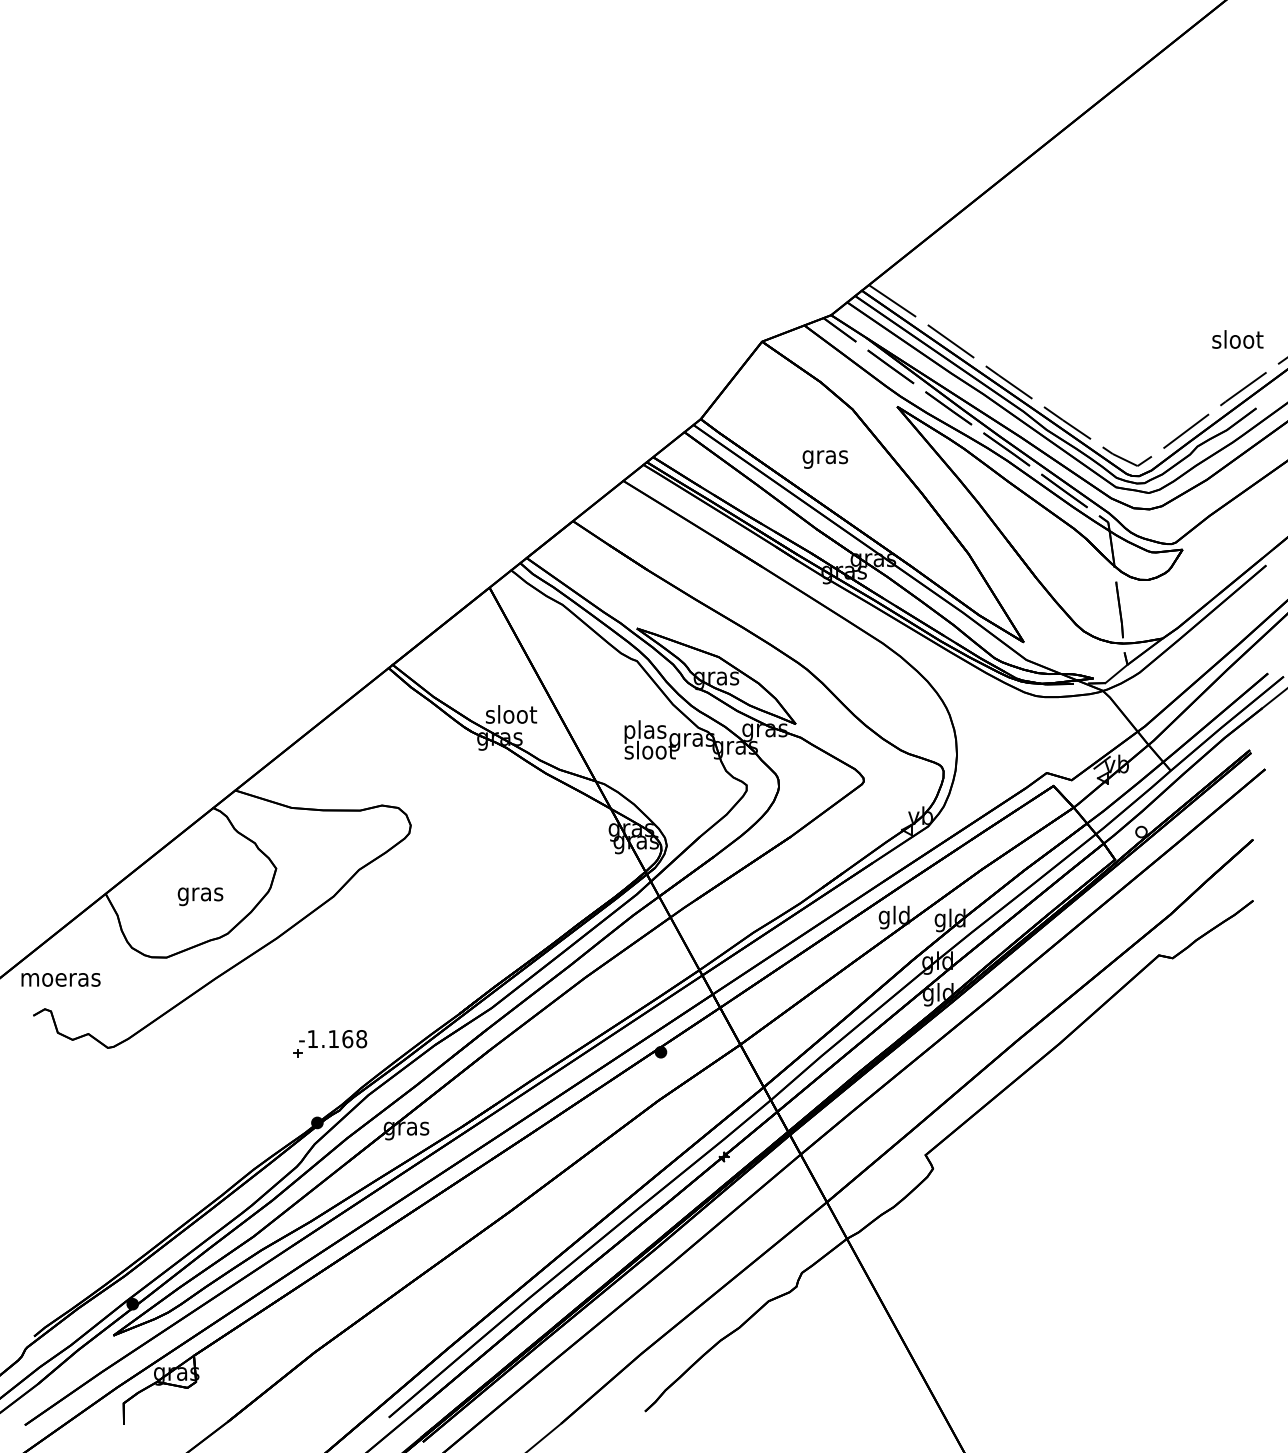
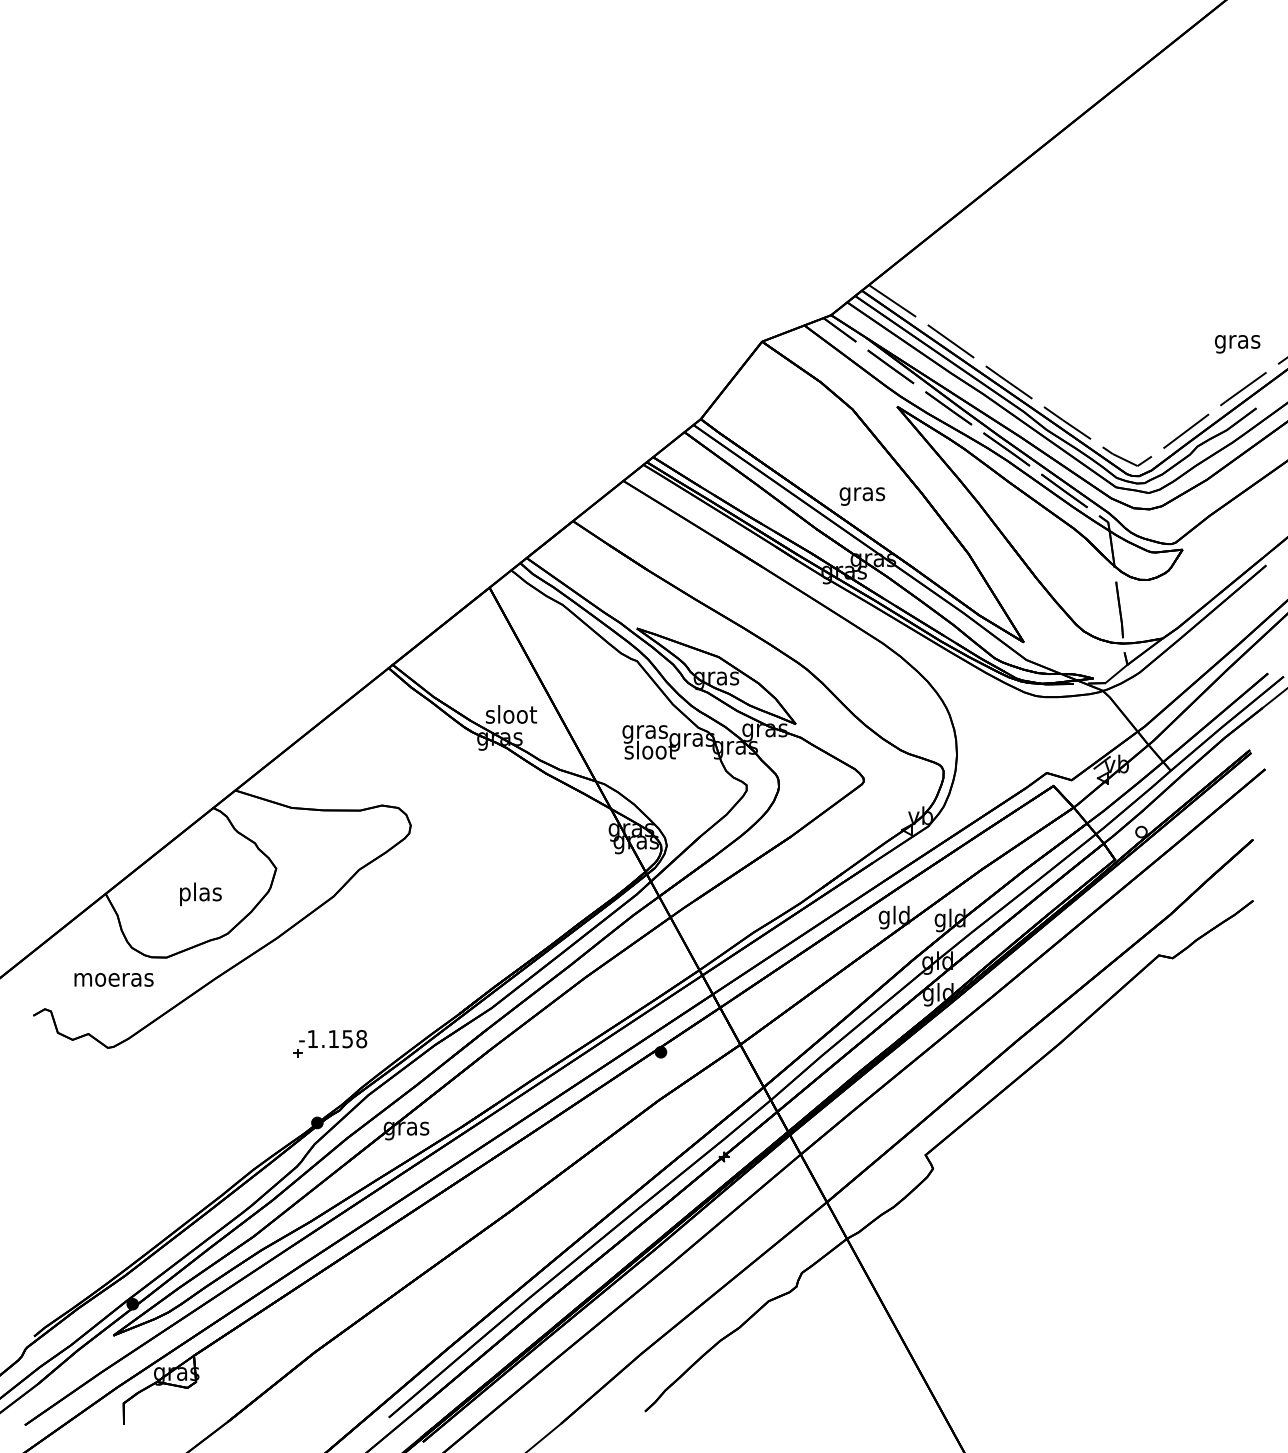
text: sloot -> gras (1237, 341)
text position: (825, 459) -> (862, 496) (862, 496)
text: plas -> gras (644, 731)
text: gras -> plas (200, 894)
text position: (60, 979) -> (113, 979) (113, 979)
text: -1.168 -> -1.158 (347, 1039)
